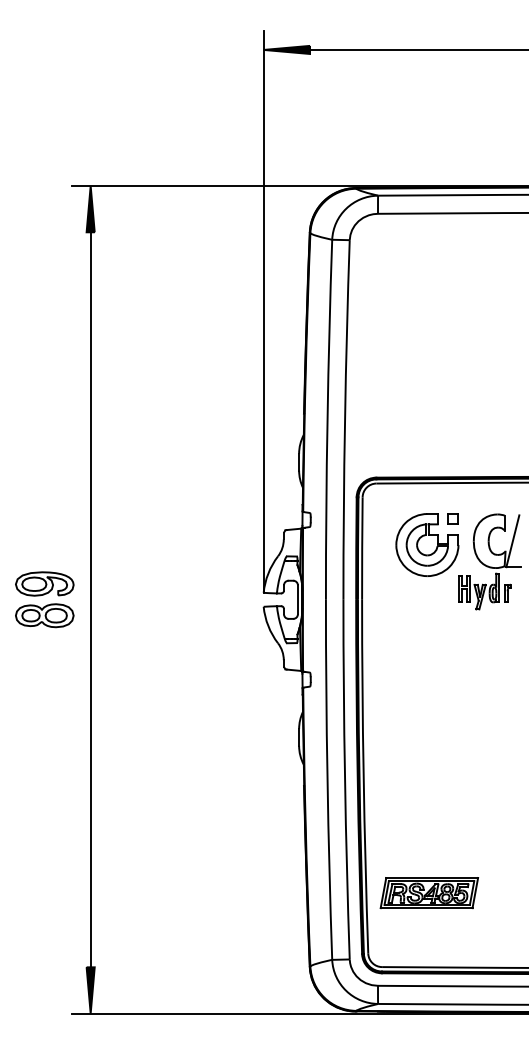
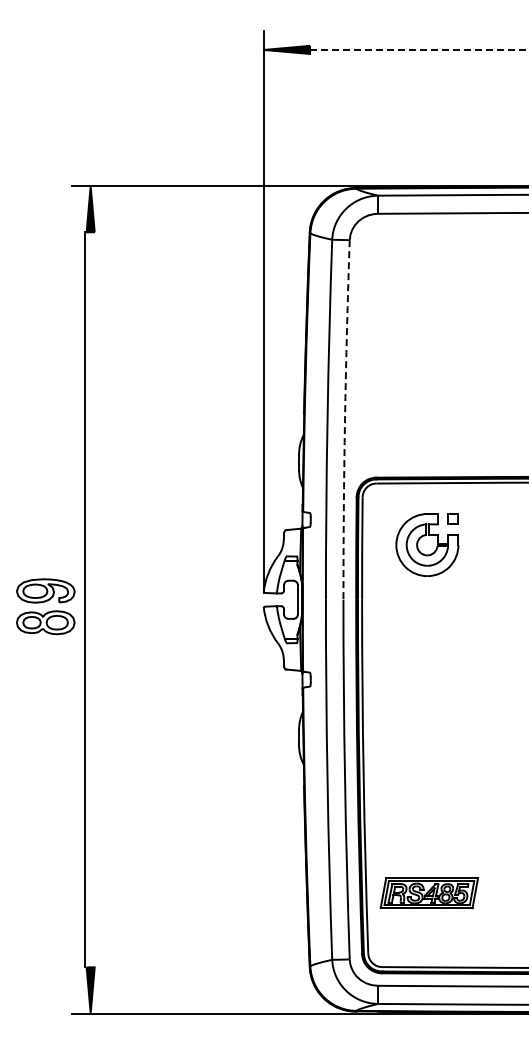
line: solid -> dashed (419, 49)
arc: solid -> dashed (345, 419)
part: present -> none (489, 561)
part position: (44, 599) -> (45, 606) (45, 606)
line position: (90, 599) -> (84, 599) (84, 599)
